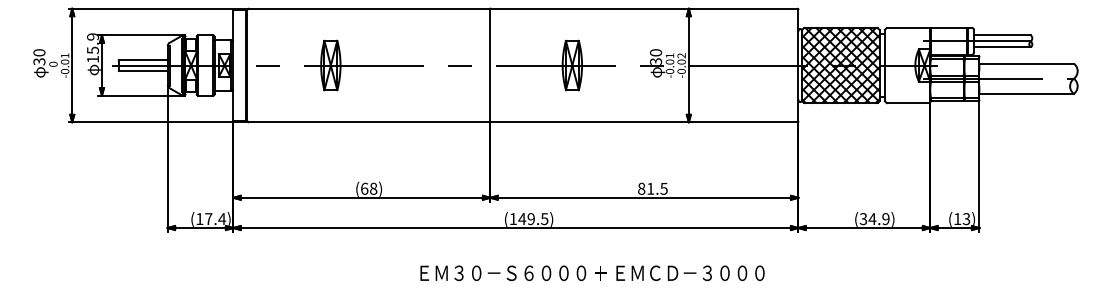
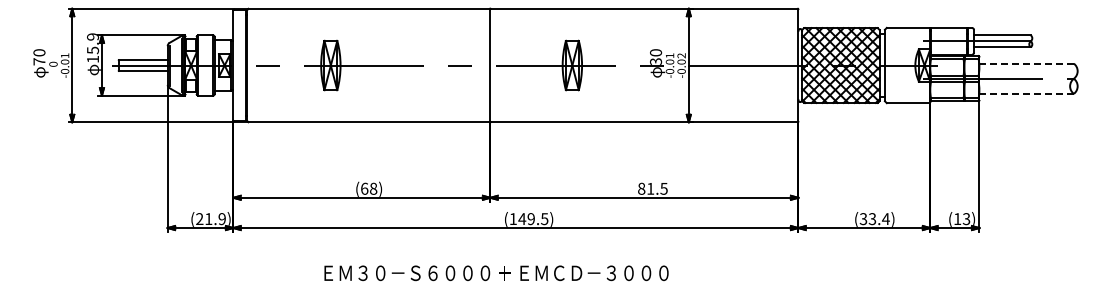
text: 30 -> 70 (39, 61)
line: solid -> dashed (1027, 63)
line: solid -> dashed (1027, 93)
text: (17.4) -> (21.9) (211, 219)
text: (34.9) -> (33.4) (878, 219)
text position: (592, 273) -> (496, 273) (496, 273)
